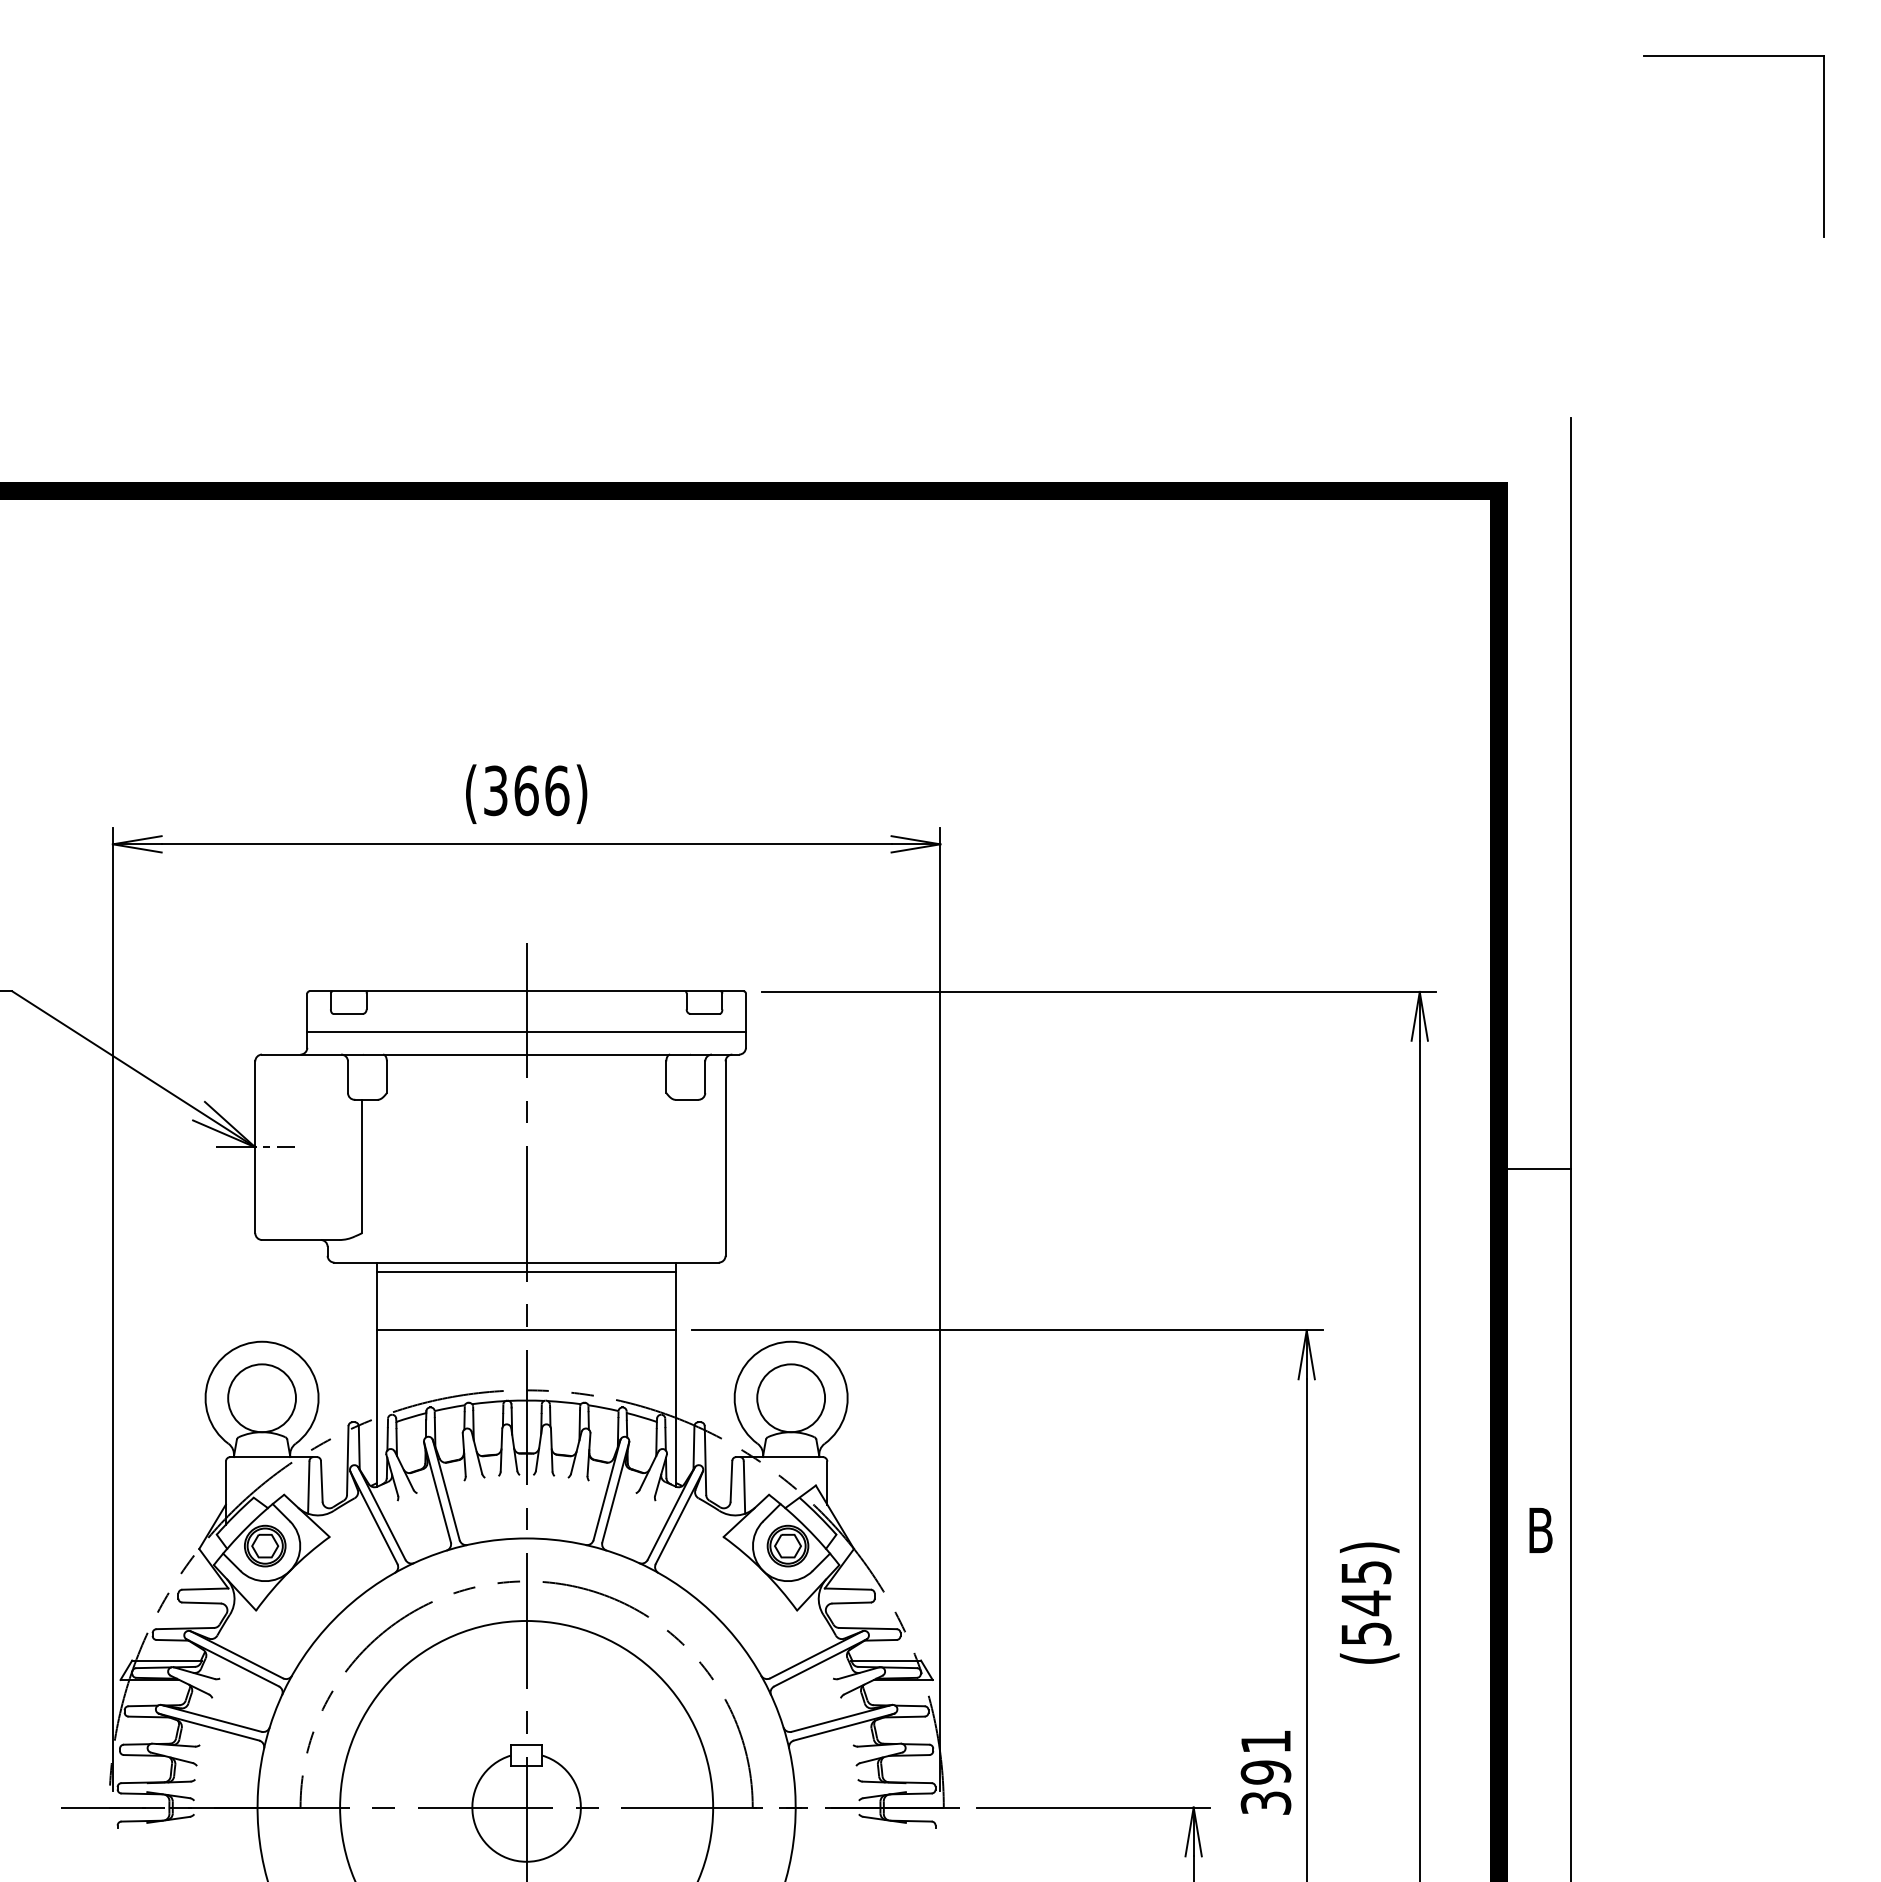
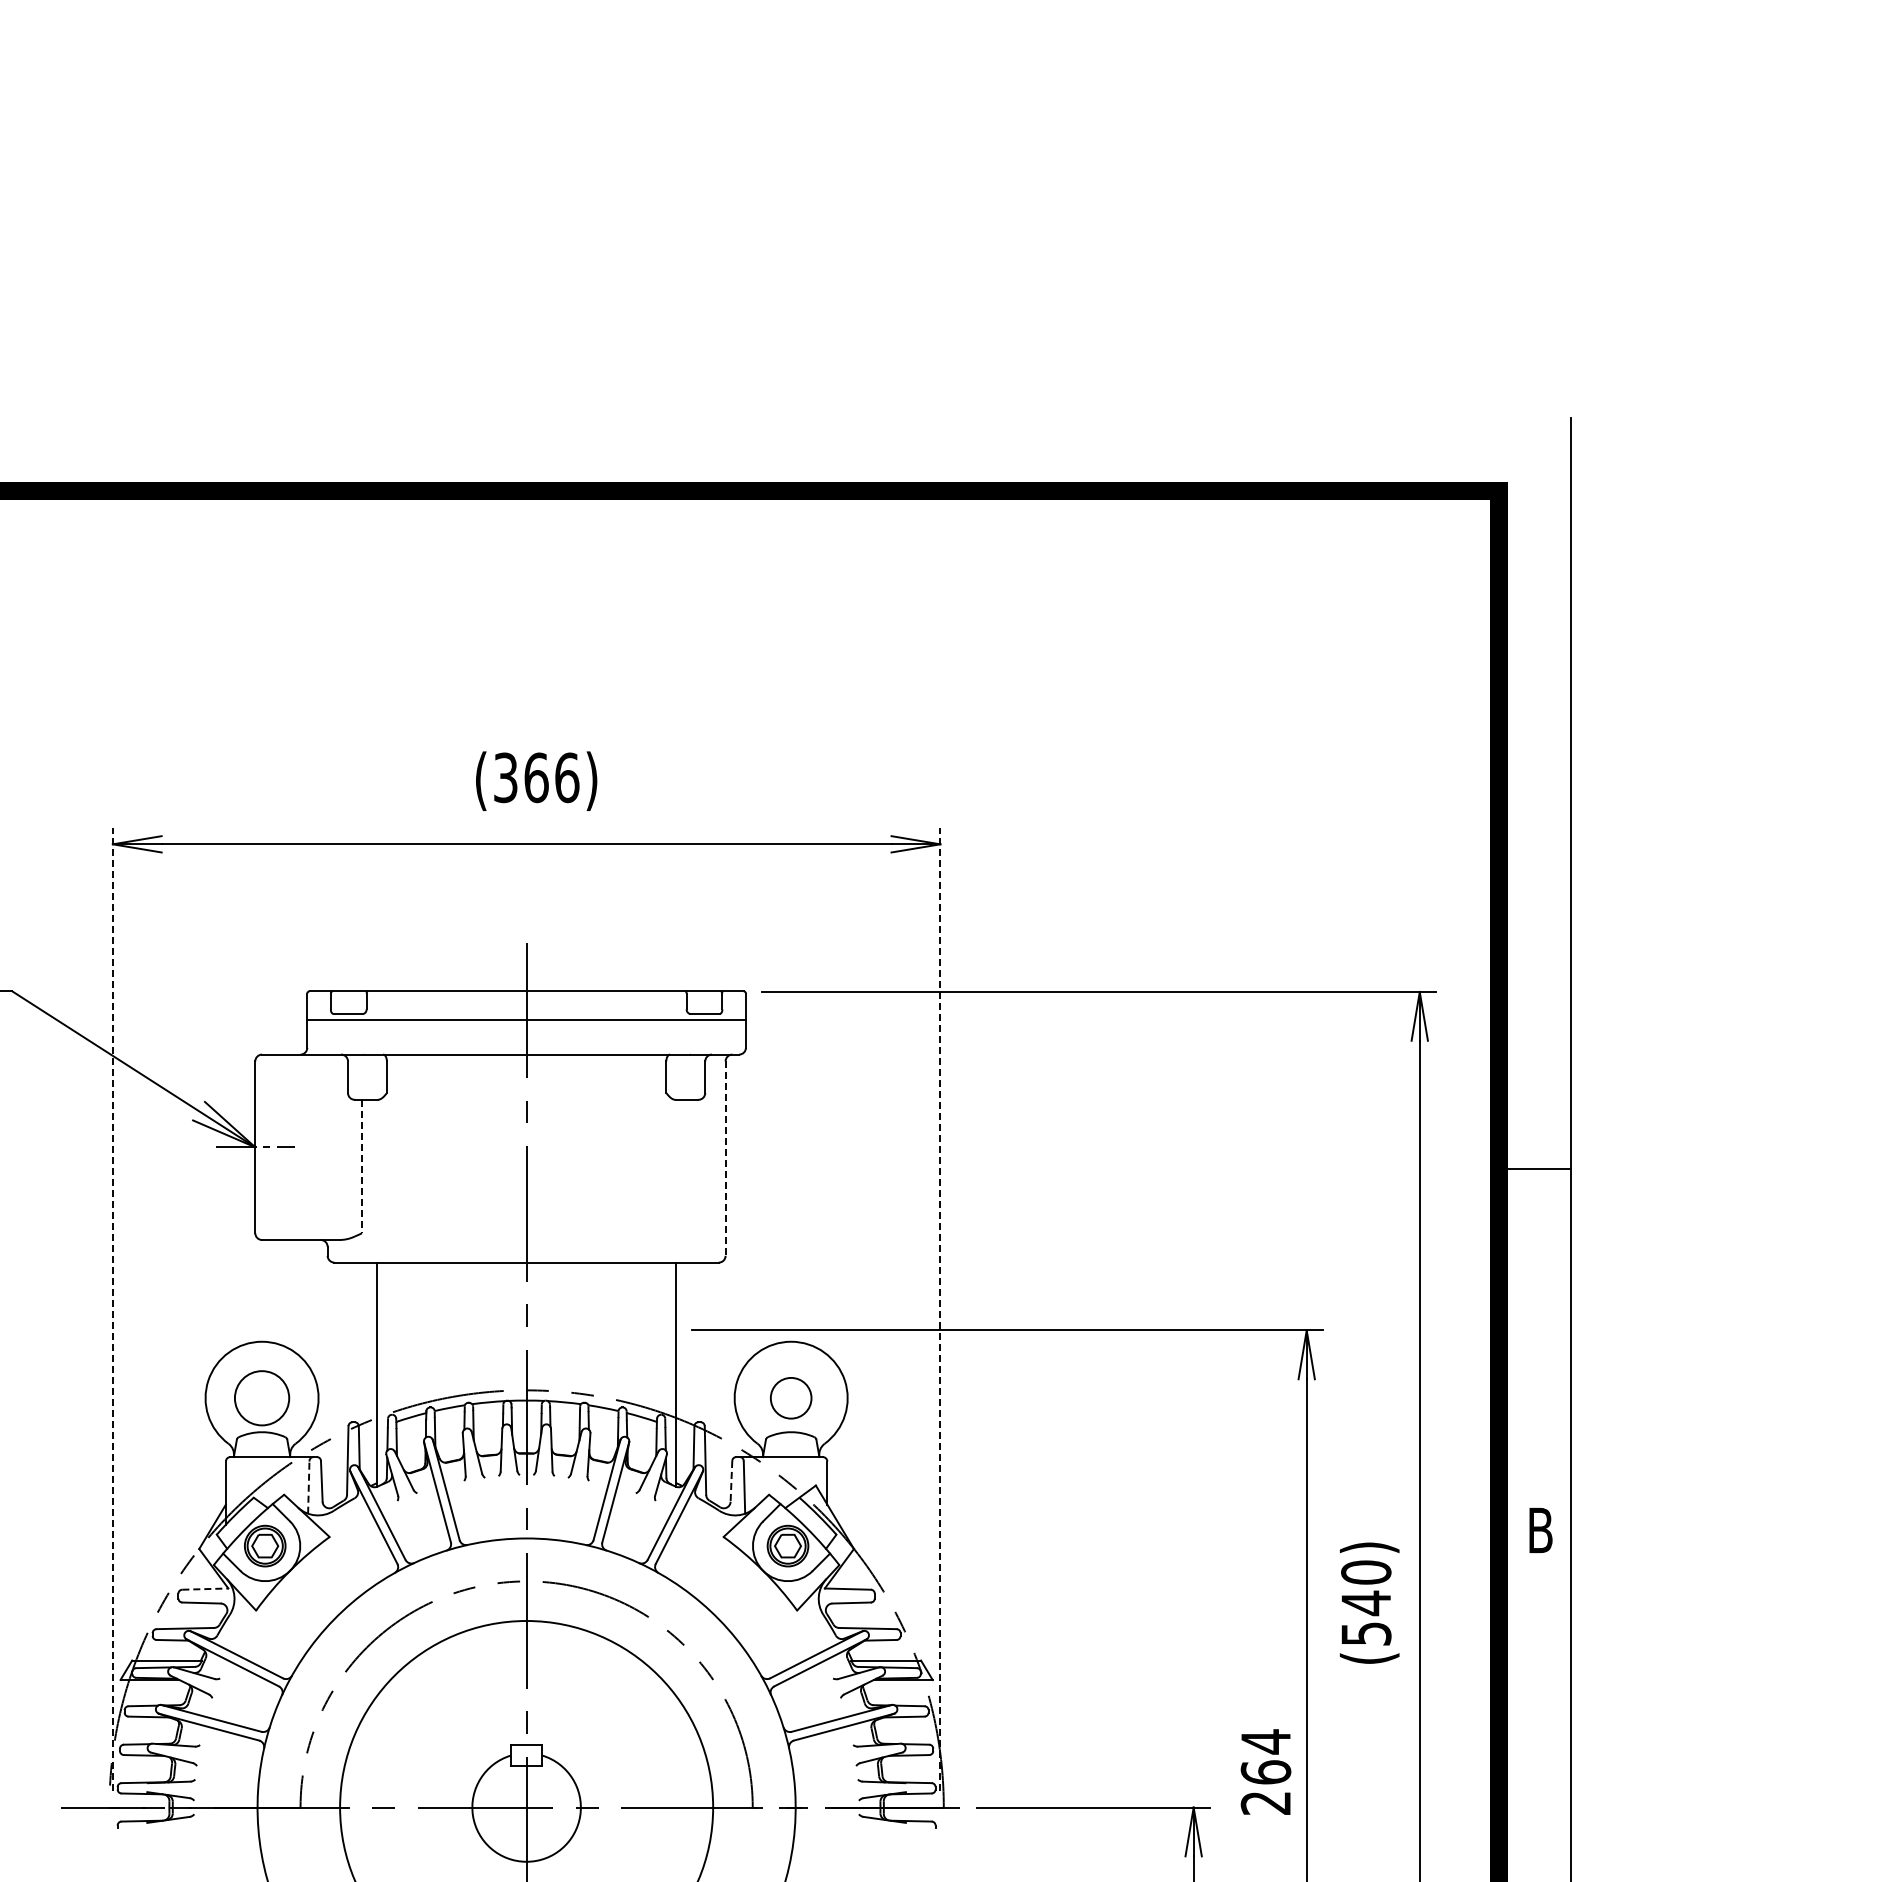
part: present -> none (1733, 56)
text position: (526, 793) -> (536, 780) (536, 780)
line position: (526, 1032) -> (526, 1020) (526, 1020)
line: solid -> dashed (725, 1159)
line: solid -> dashed (362, 1166)
line: present -> none (526, 1271)
line: solid -> dashed (112, 1309)
line: solid -> dashed (940, 1309)
line: present -> none (526, 1330)
circle diameter: 68 px -> 54 px (261, 1398)
circle diameter: 68 px -> 41 px (790, 1397)
line: solid -> dashed (731, 1481)
line: solid -> dashed (308, 1487)
text: (545) -> (540) (1366, 1572)
line: solid -> dashed (205, 1589)
text: 391 -> 264 (1265, 1771)
